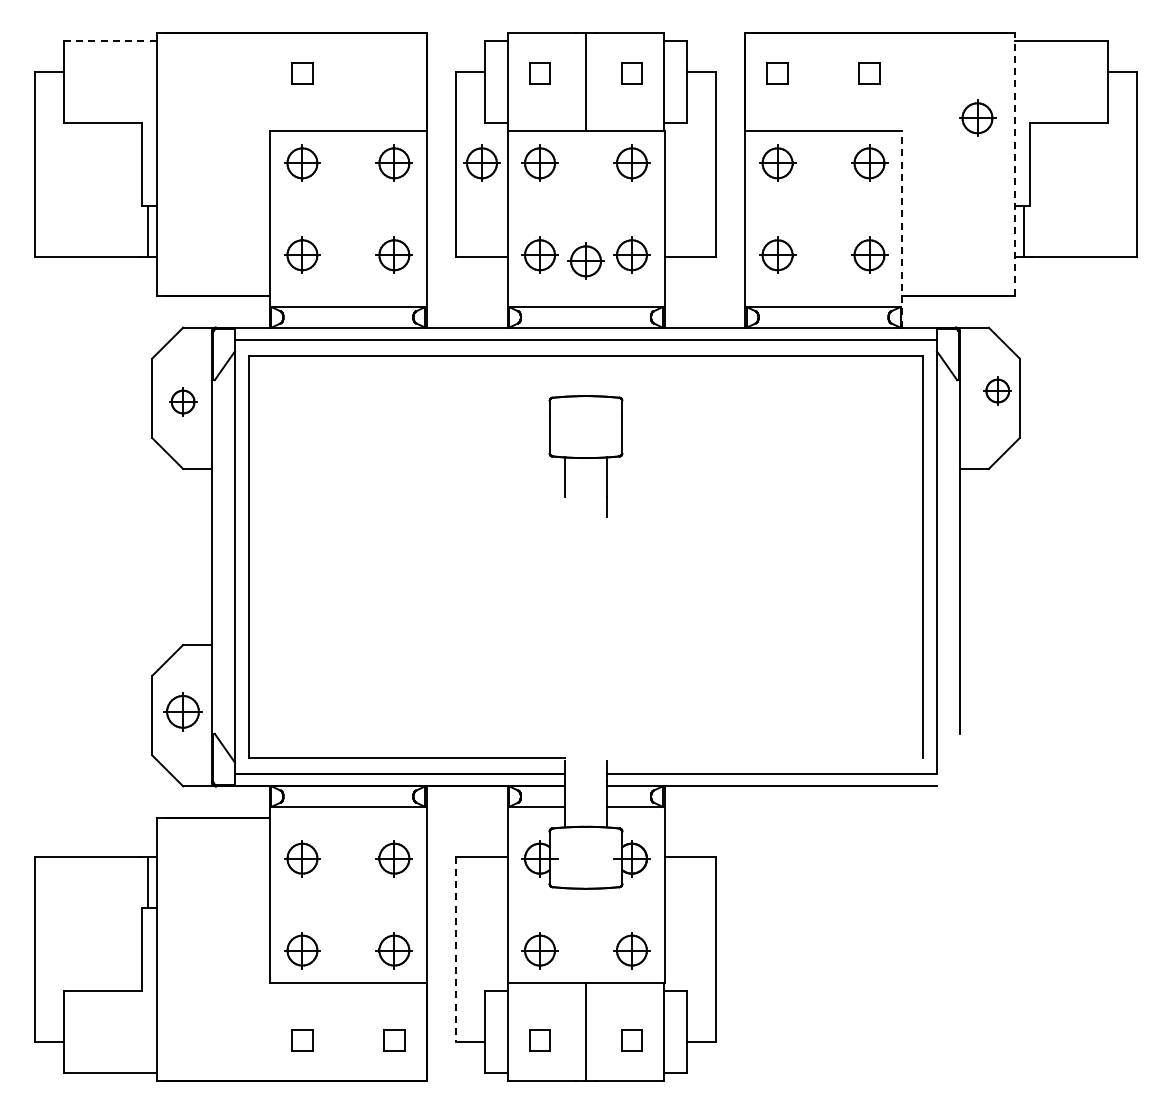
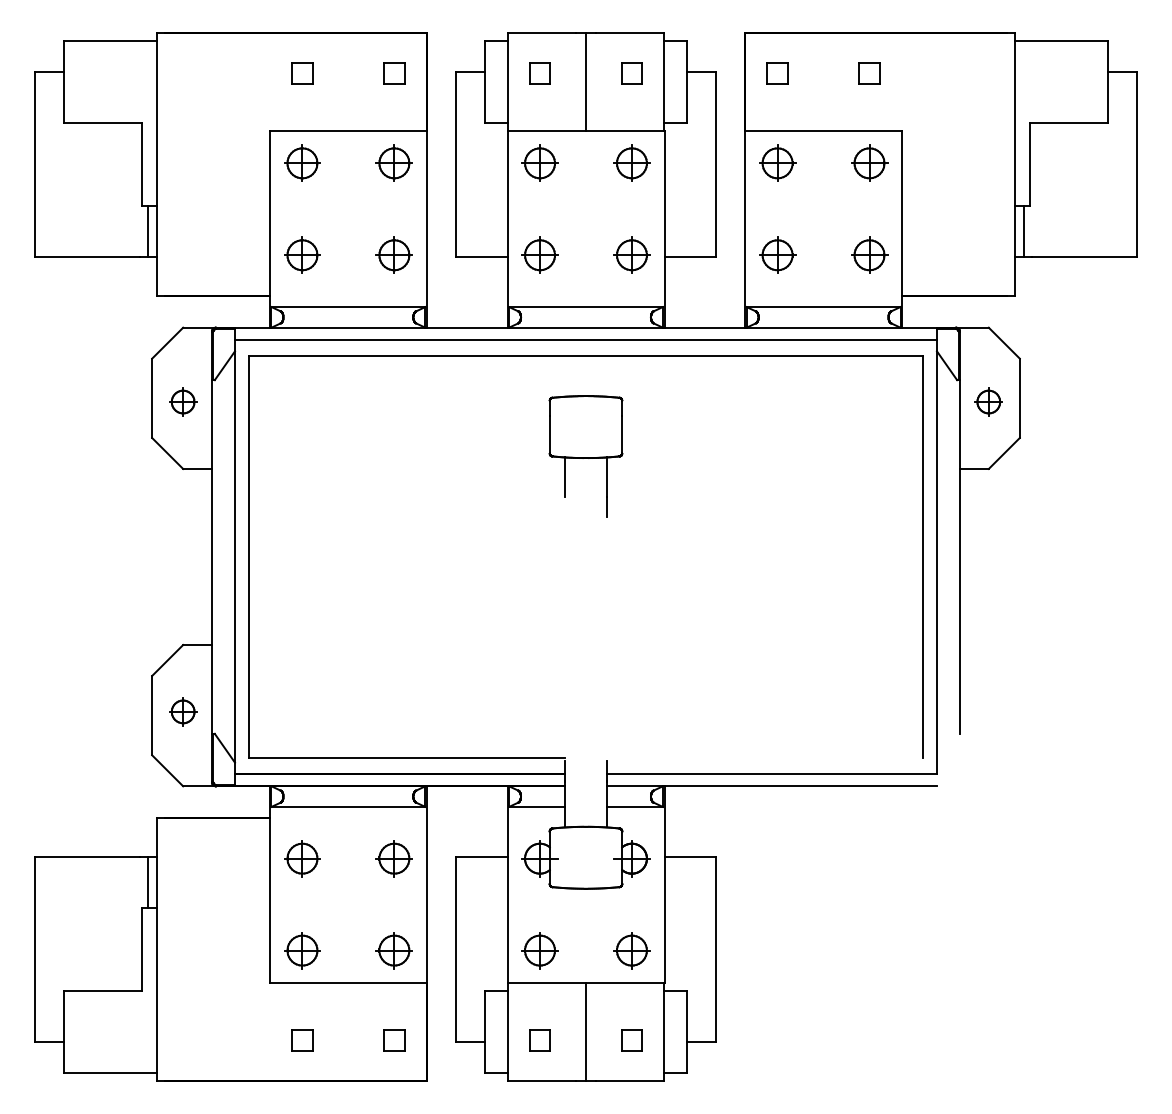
line: dashed -> solid (109, 40)
part: none -> present (394, 73)
part: present -> none (977, 117)
part: present -> none (481, 162)
line: dashed -> solid (1015, 163)
line: dashed -> solid (902, 228)
part: present -> none (585, 260)
part position: (997, 390) -> (988, 401) (988, 401)
part size: 40x40 px -> 29x30 px (183, 711)
line: dashed -> solid (456, 949)
